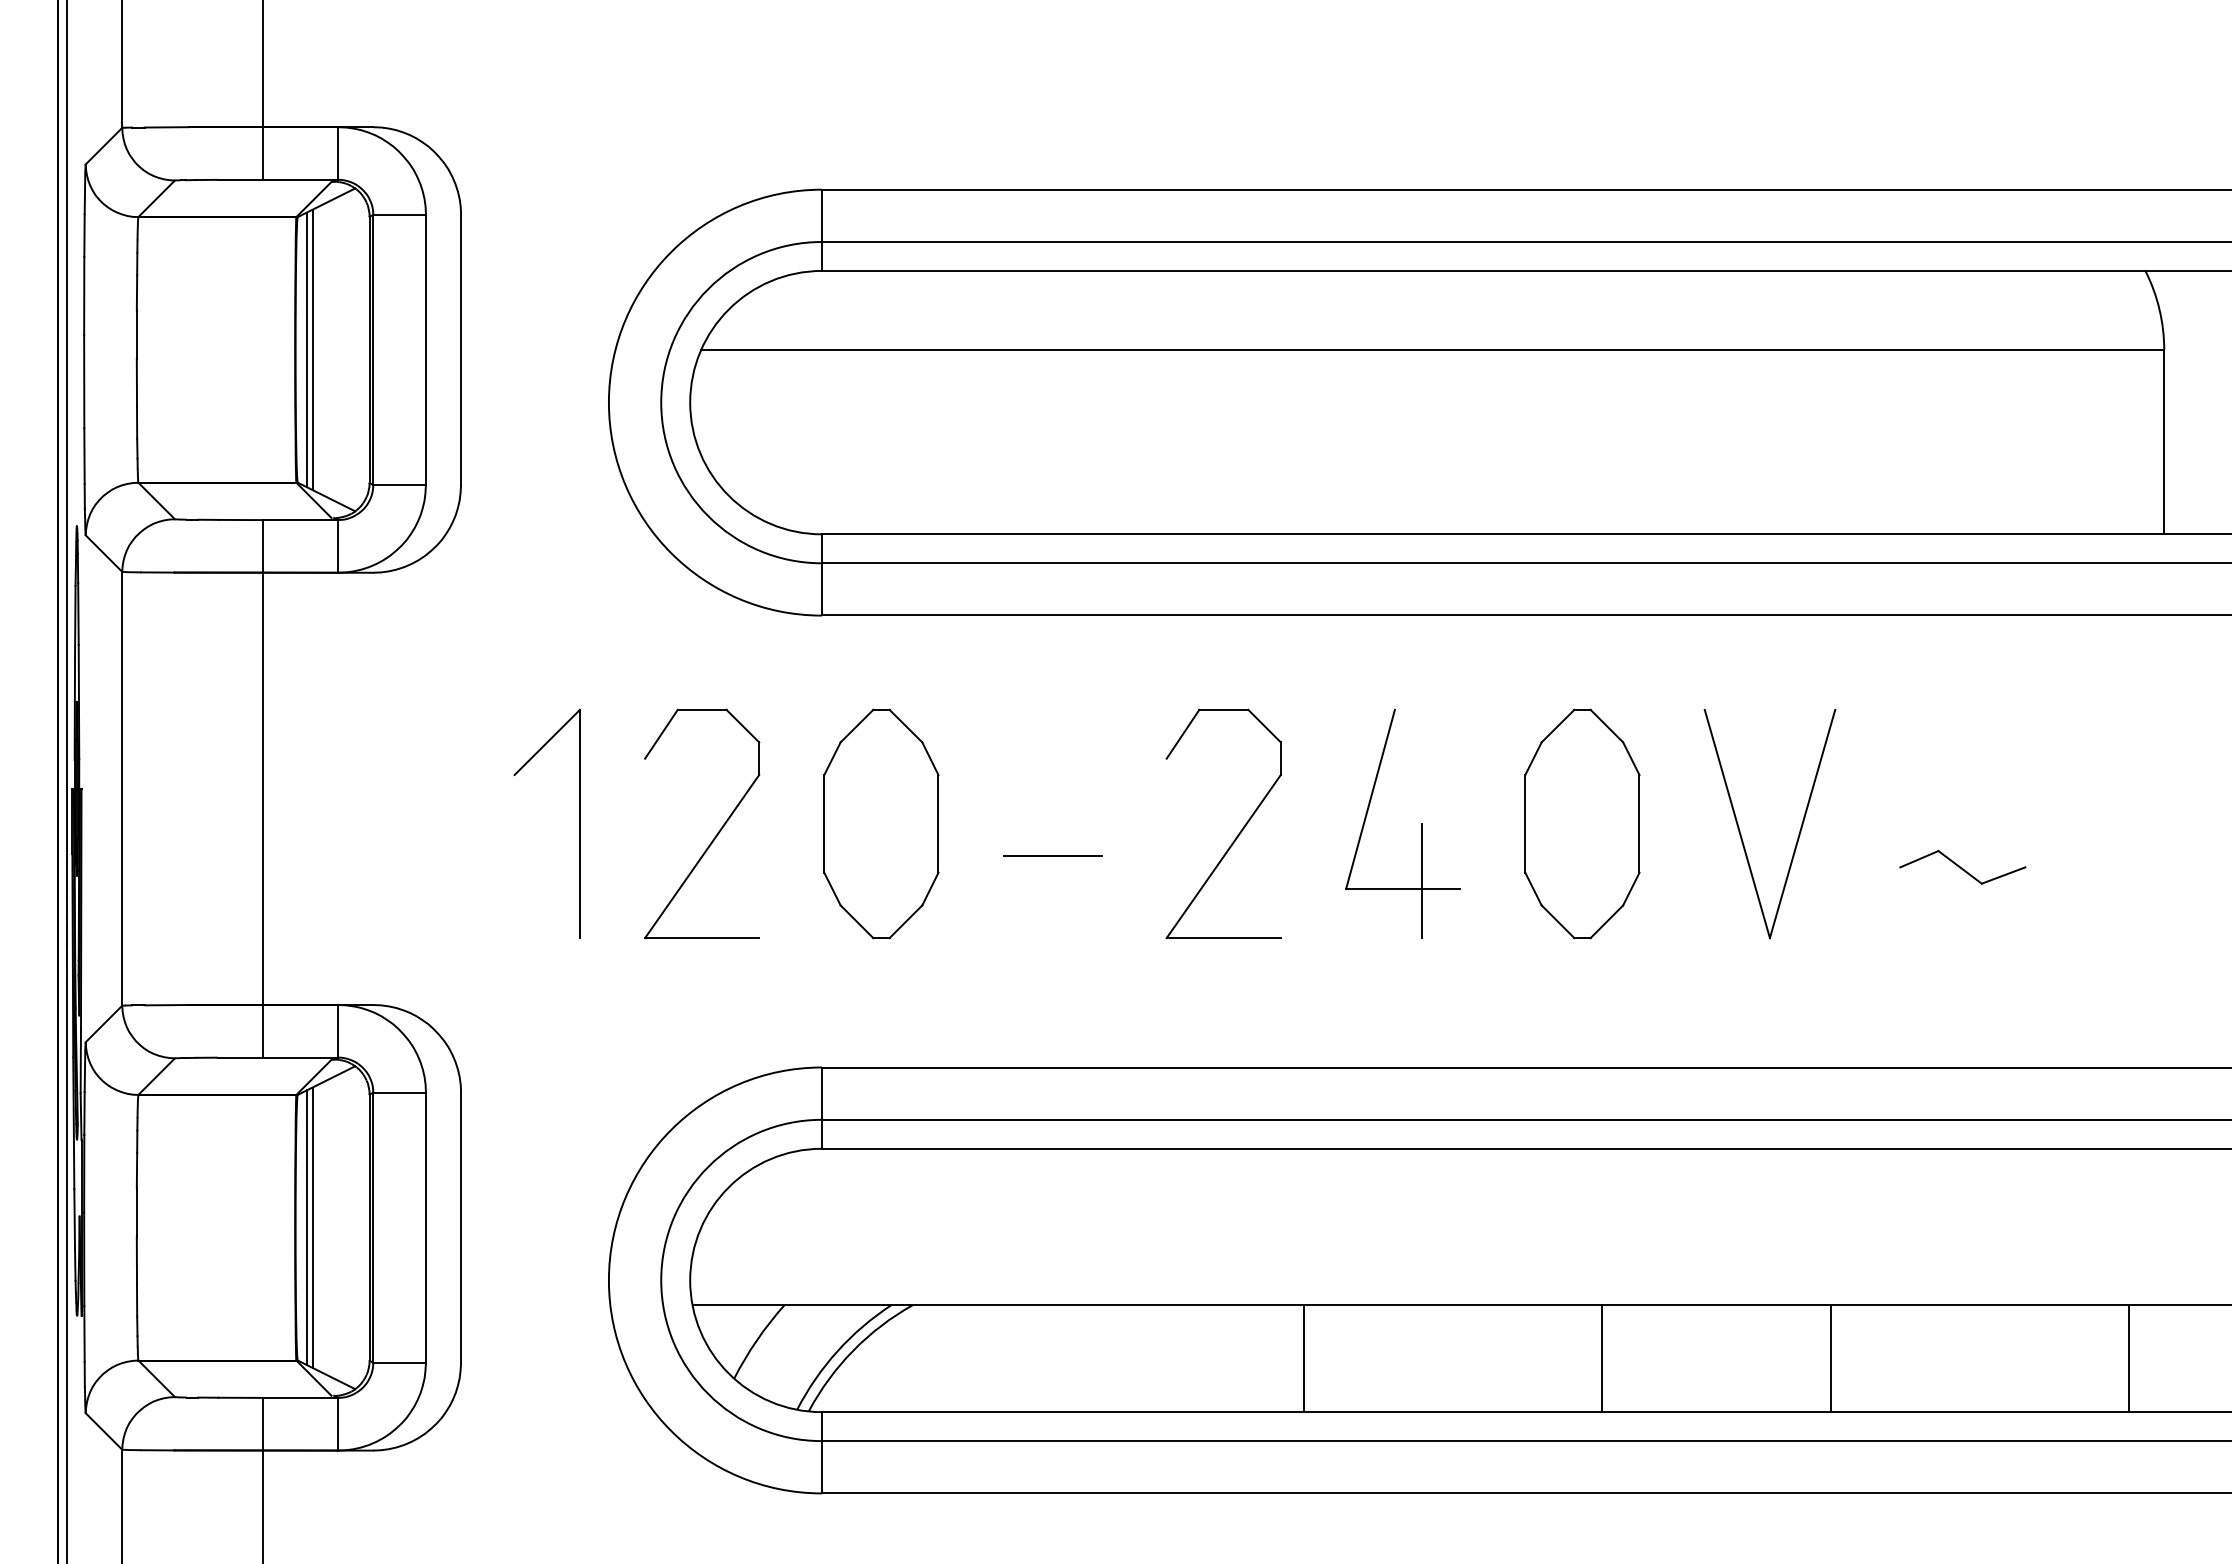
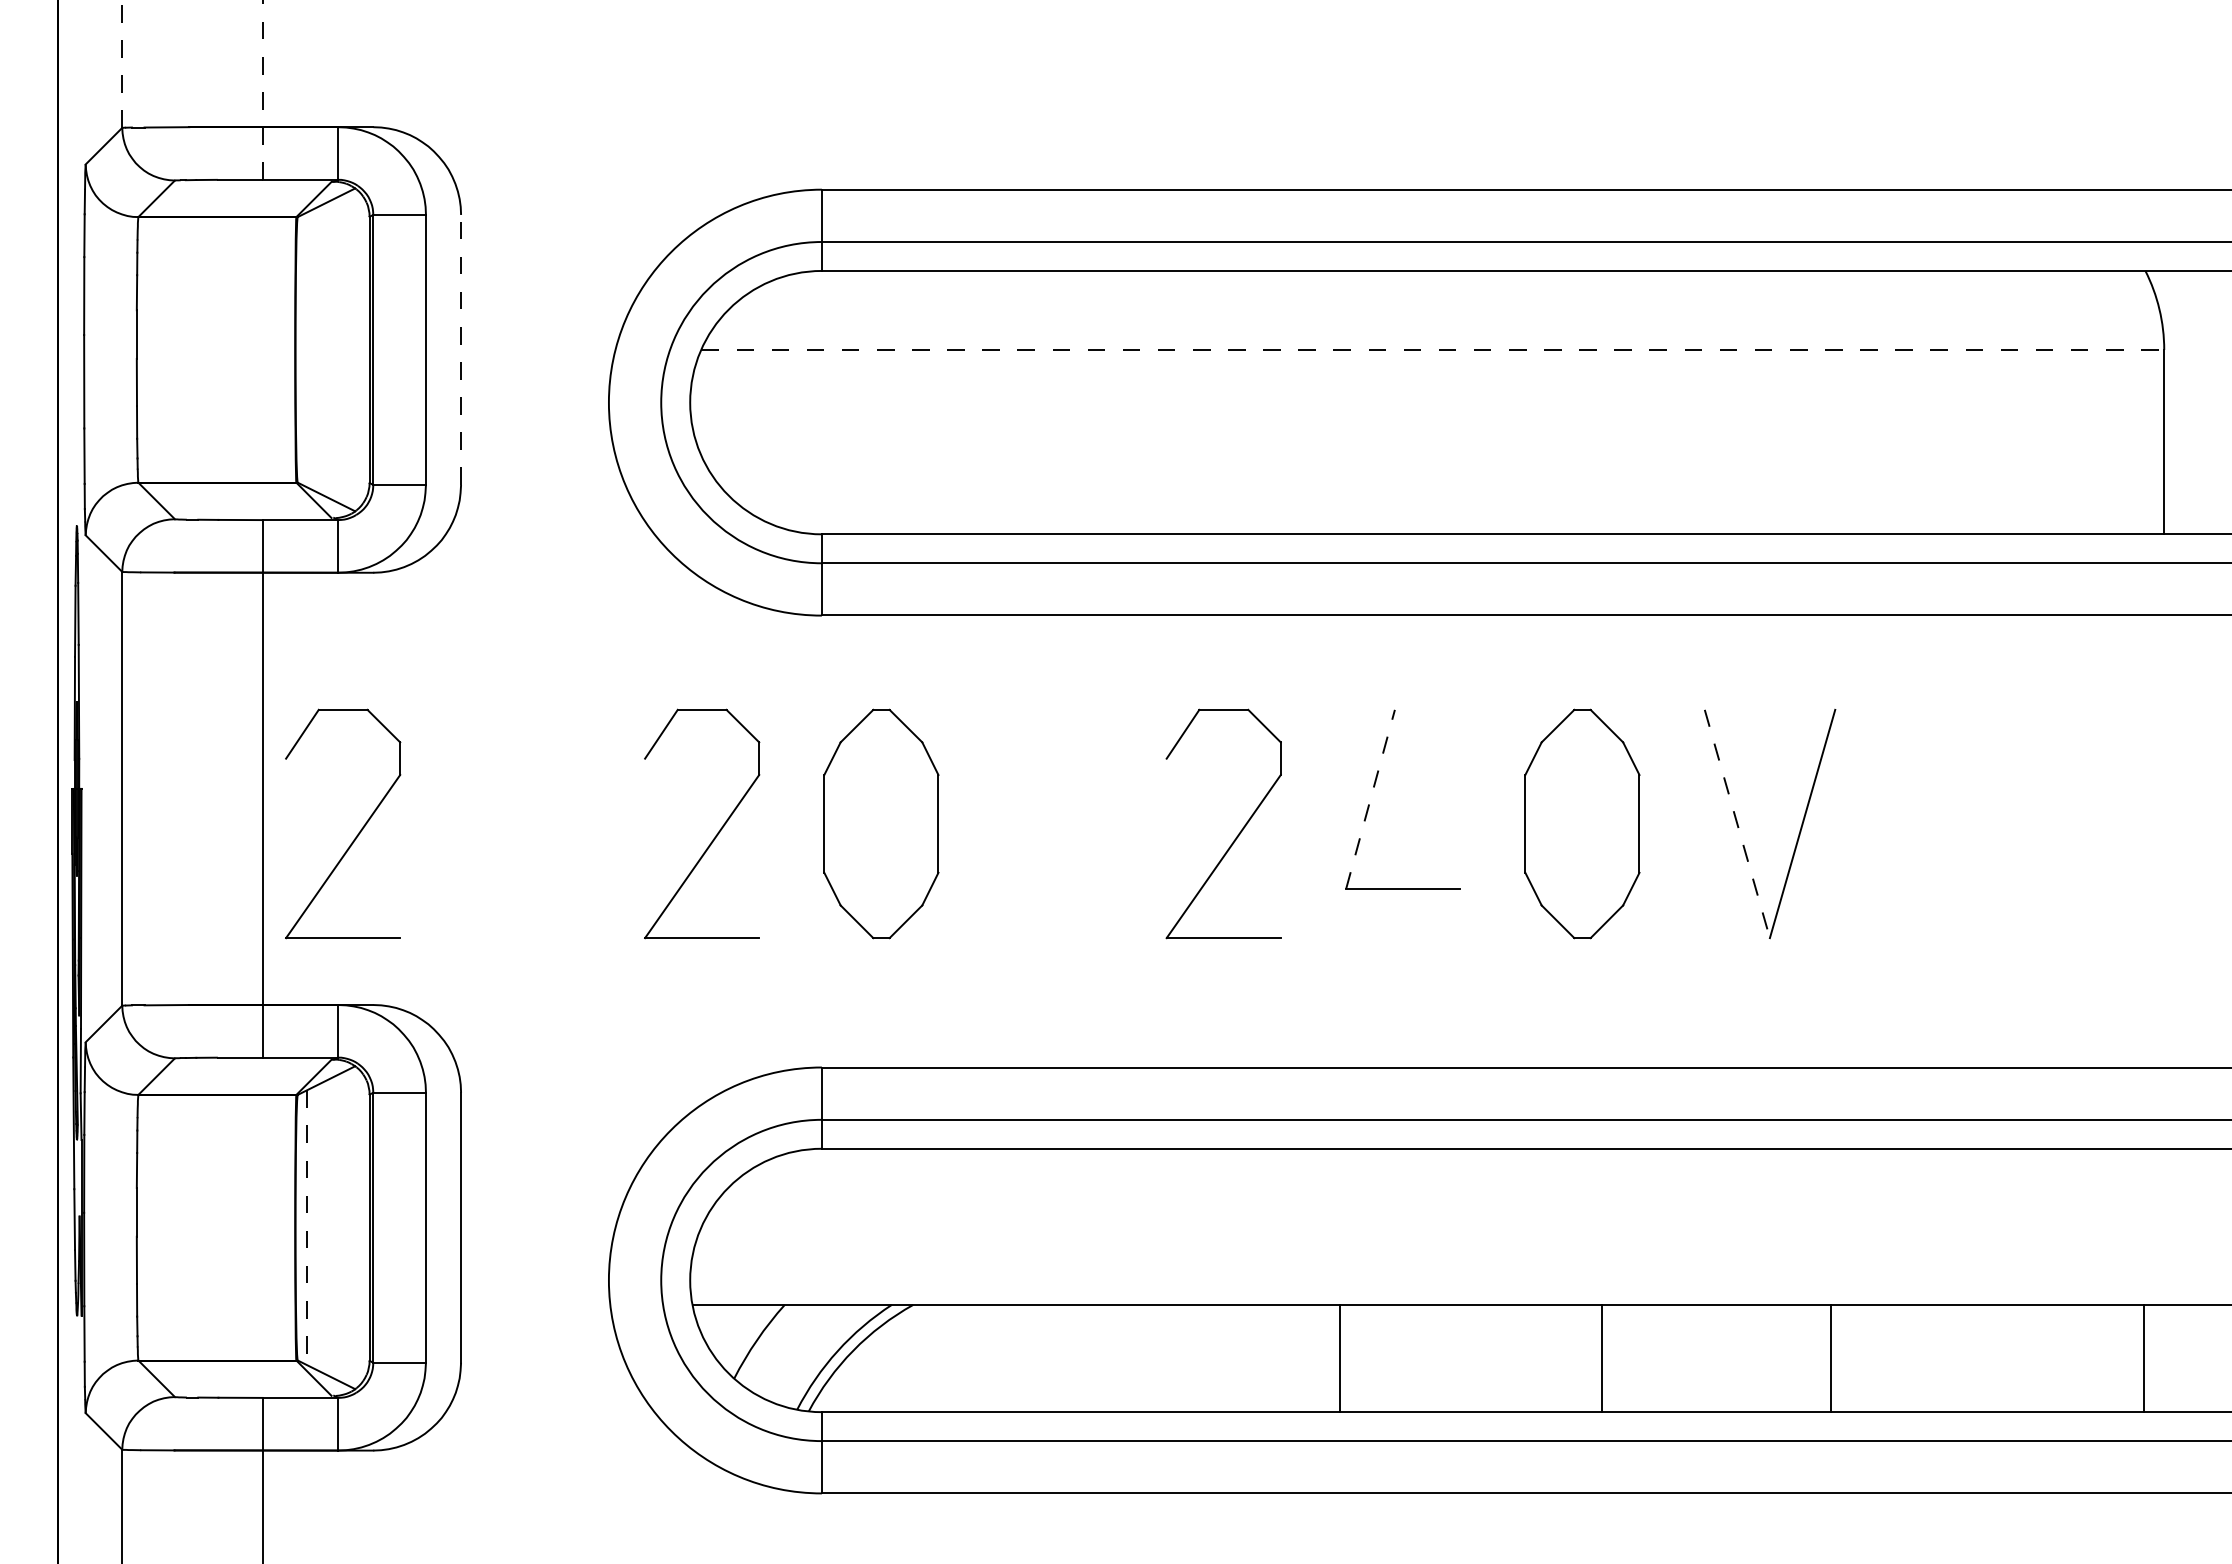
line: solid -> dashed (122, 64)
line: solid -> dashed (262, 90)
line: present -> none (307, 349)
line: present -> none (312, 349)
line: solid -> dashed (461, 349)
line: solid -> dashed (1433, 349)
line: present -> none (66, 781)
line: solid -> dashed (1370, 799)
part: present -> none (579, 823)
line: solid -> dashed (1737, 824)
part: none -> present (358, 832)
line: present -> none (1052, 855)
part: present -> none (1962, 866)
line: present -> none (1422, 881)
line: present -> none (312, 1227)
line: solid -> dashed (307, 1228)
line position: (1303, 1358) -> (1339, 1358) (1339, 1358)
line position: (2129, 1358) -> (2144, 1358) (2144, 1358)
